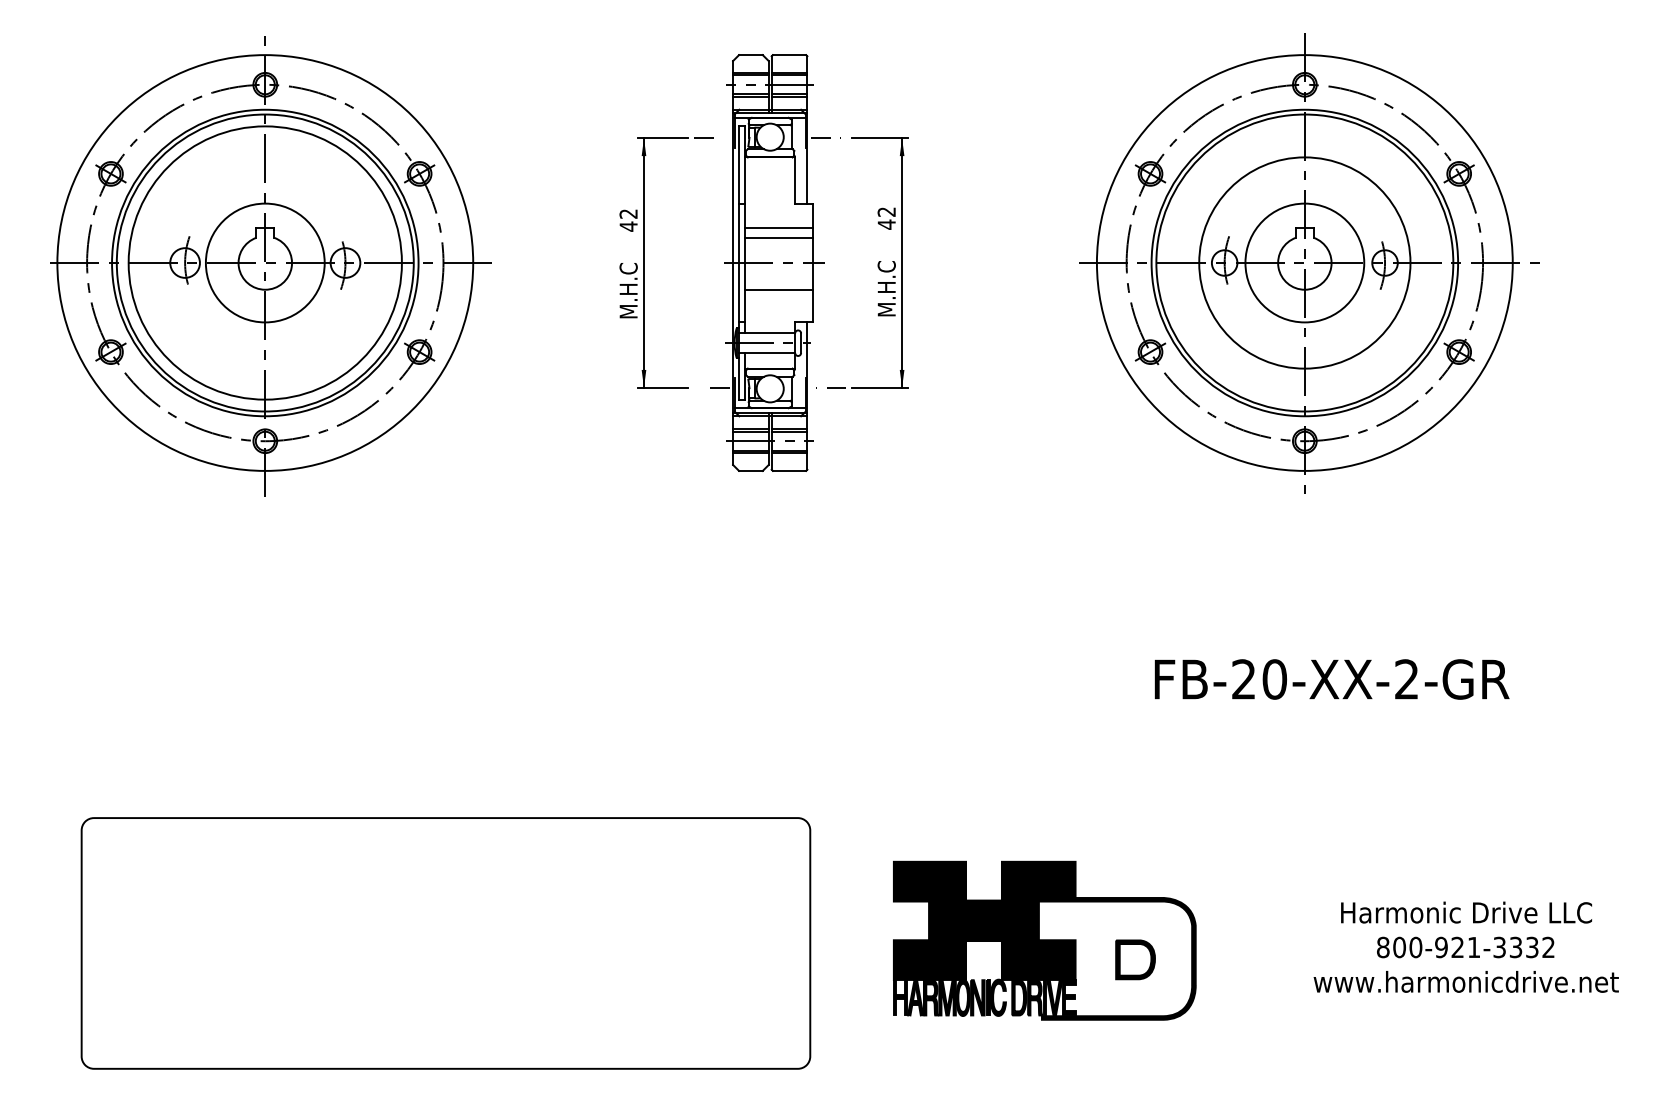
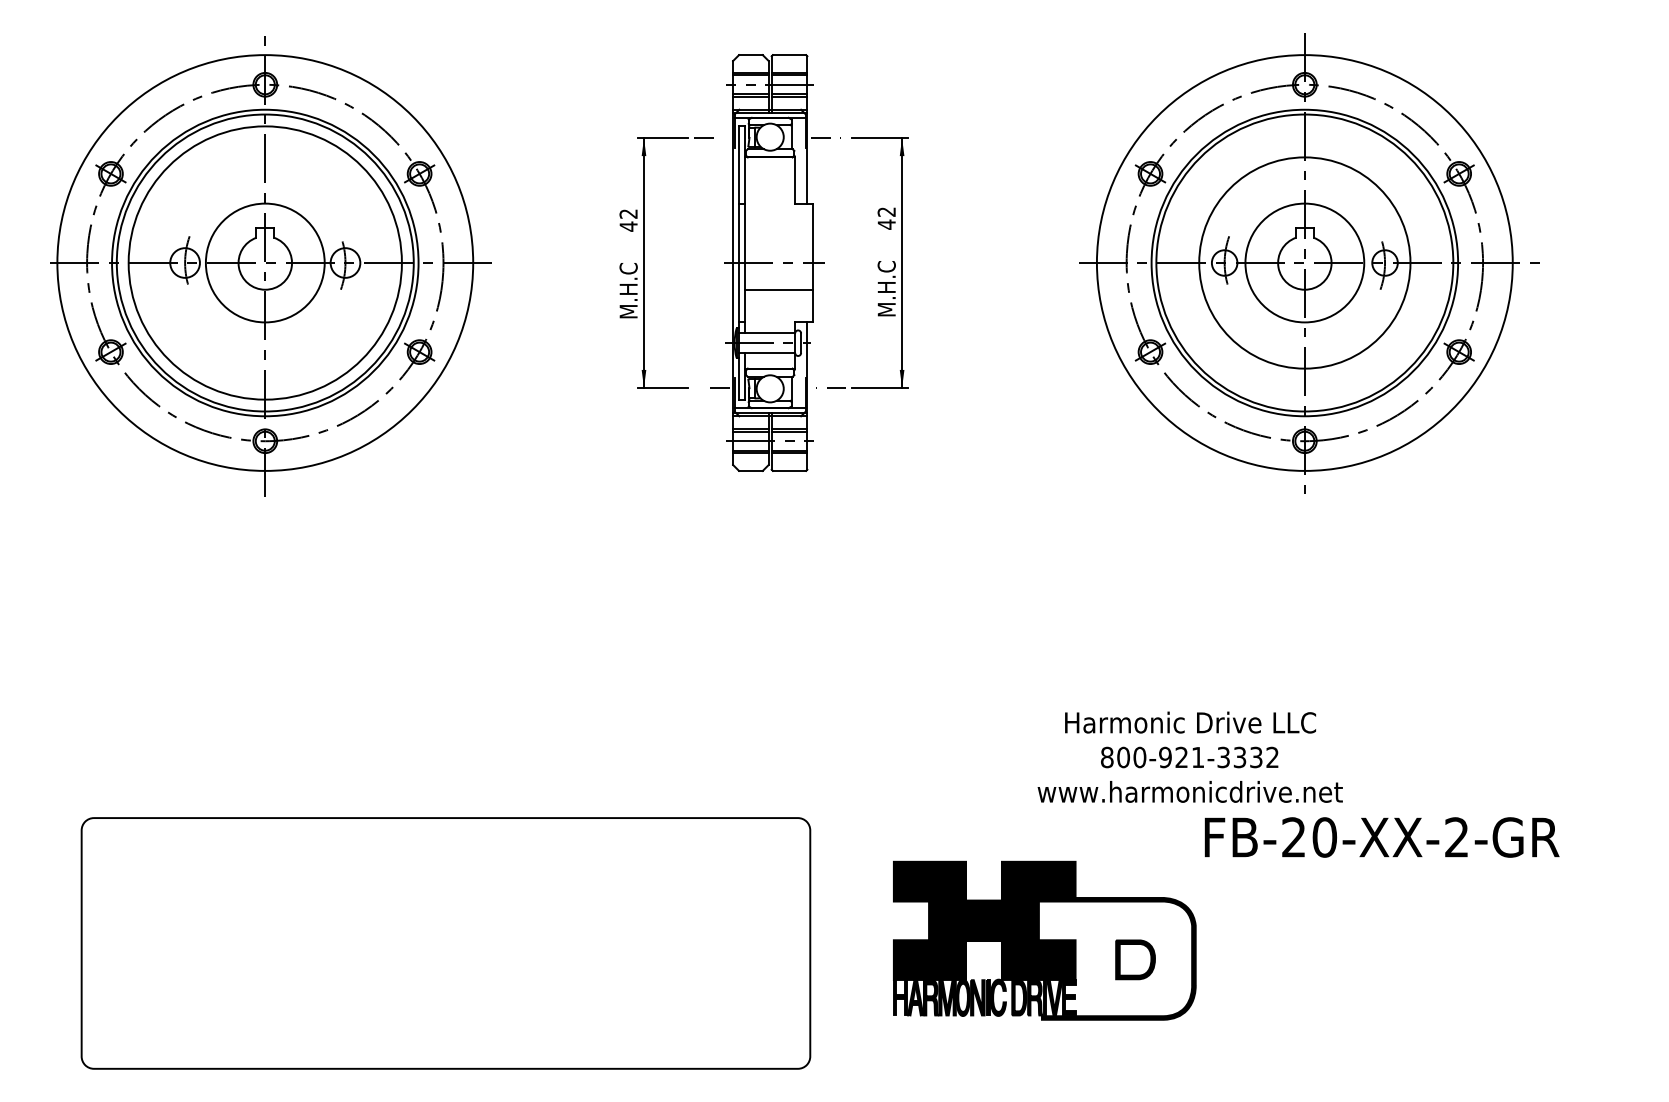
line: present -> none (779, 227)
line: present -> none (779, 237)
text position: (1331, 679) -> (1381, 837) (1381, 837)
text position: (1465, 946) -> (1189, 756) (1189, 756)
